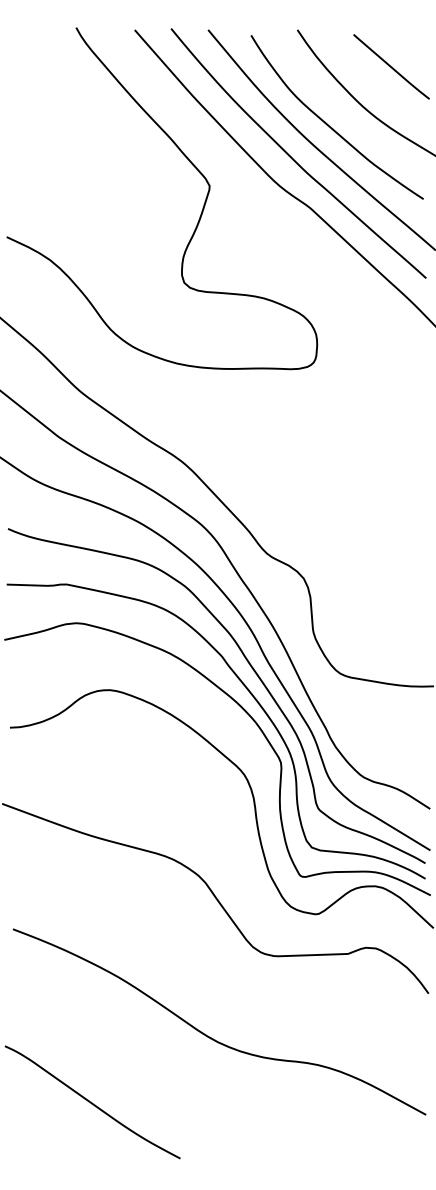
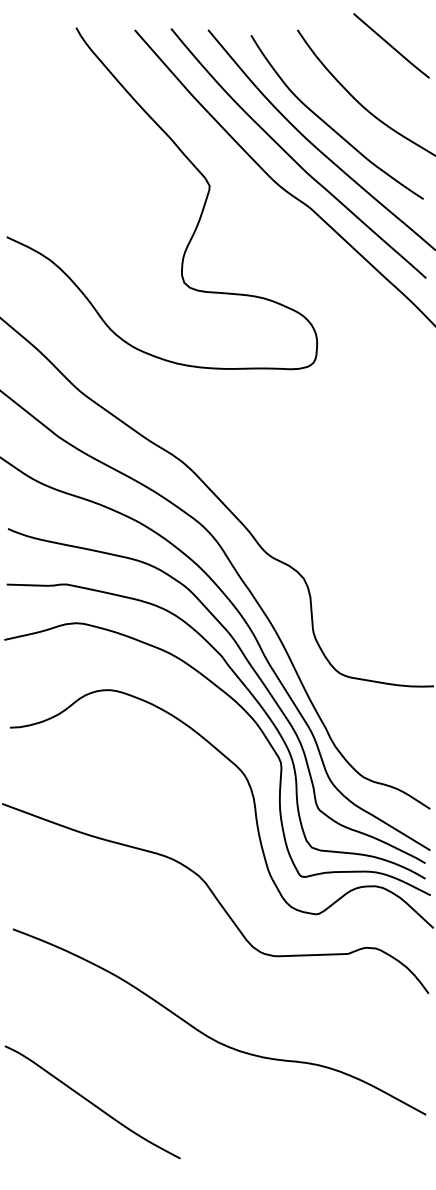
line position: (391, 66) -> (391, 45) (391, 45)
